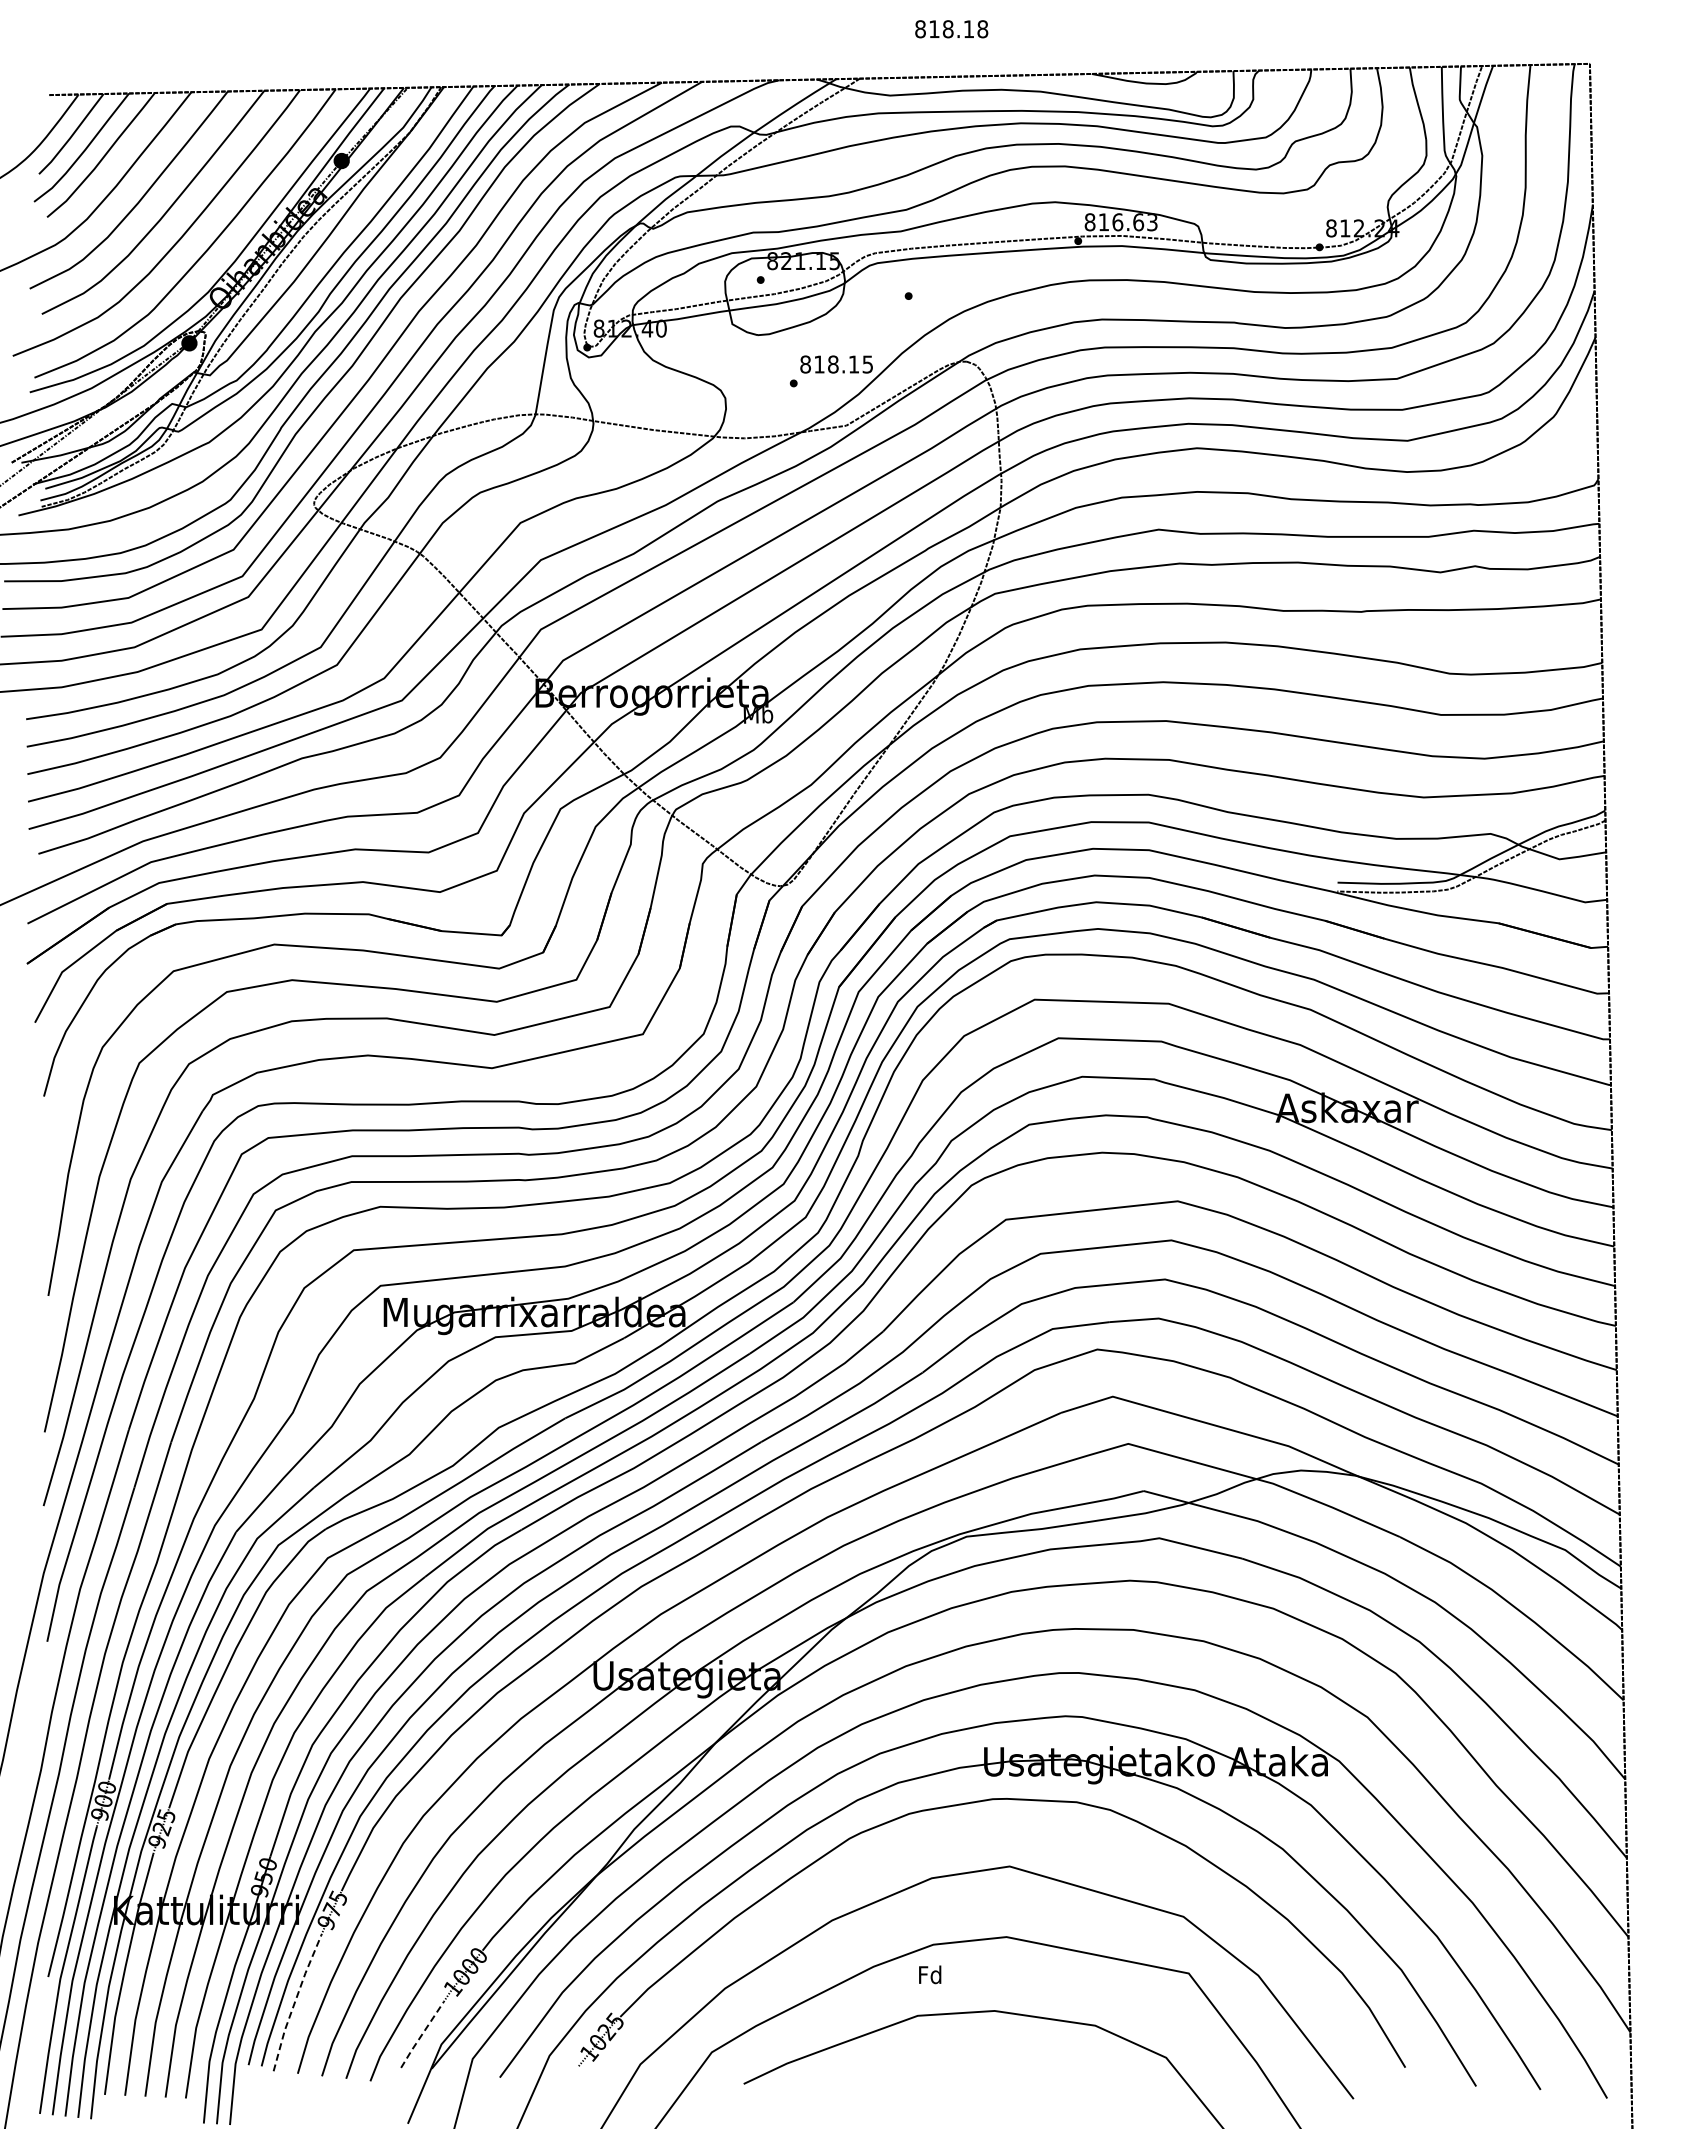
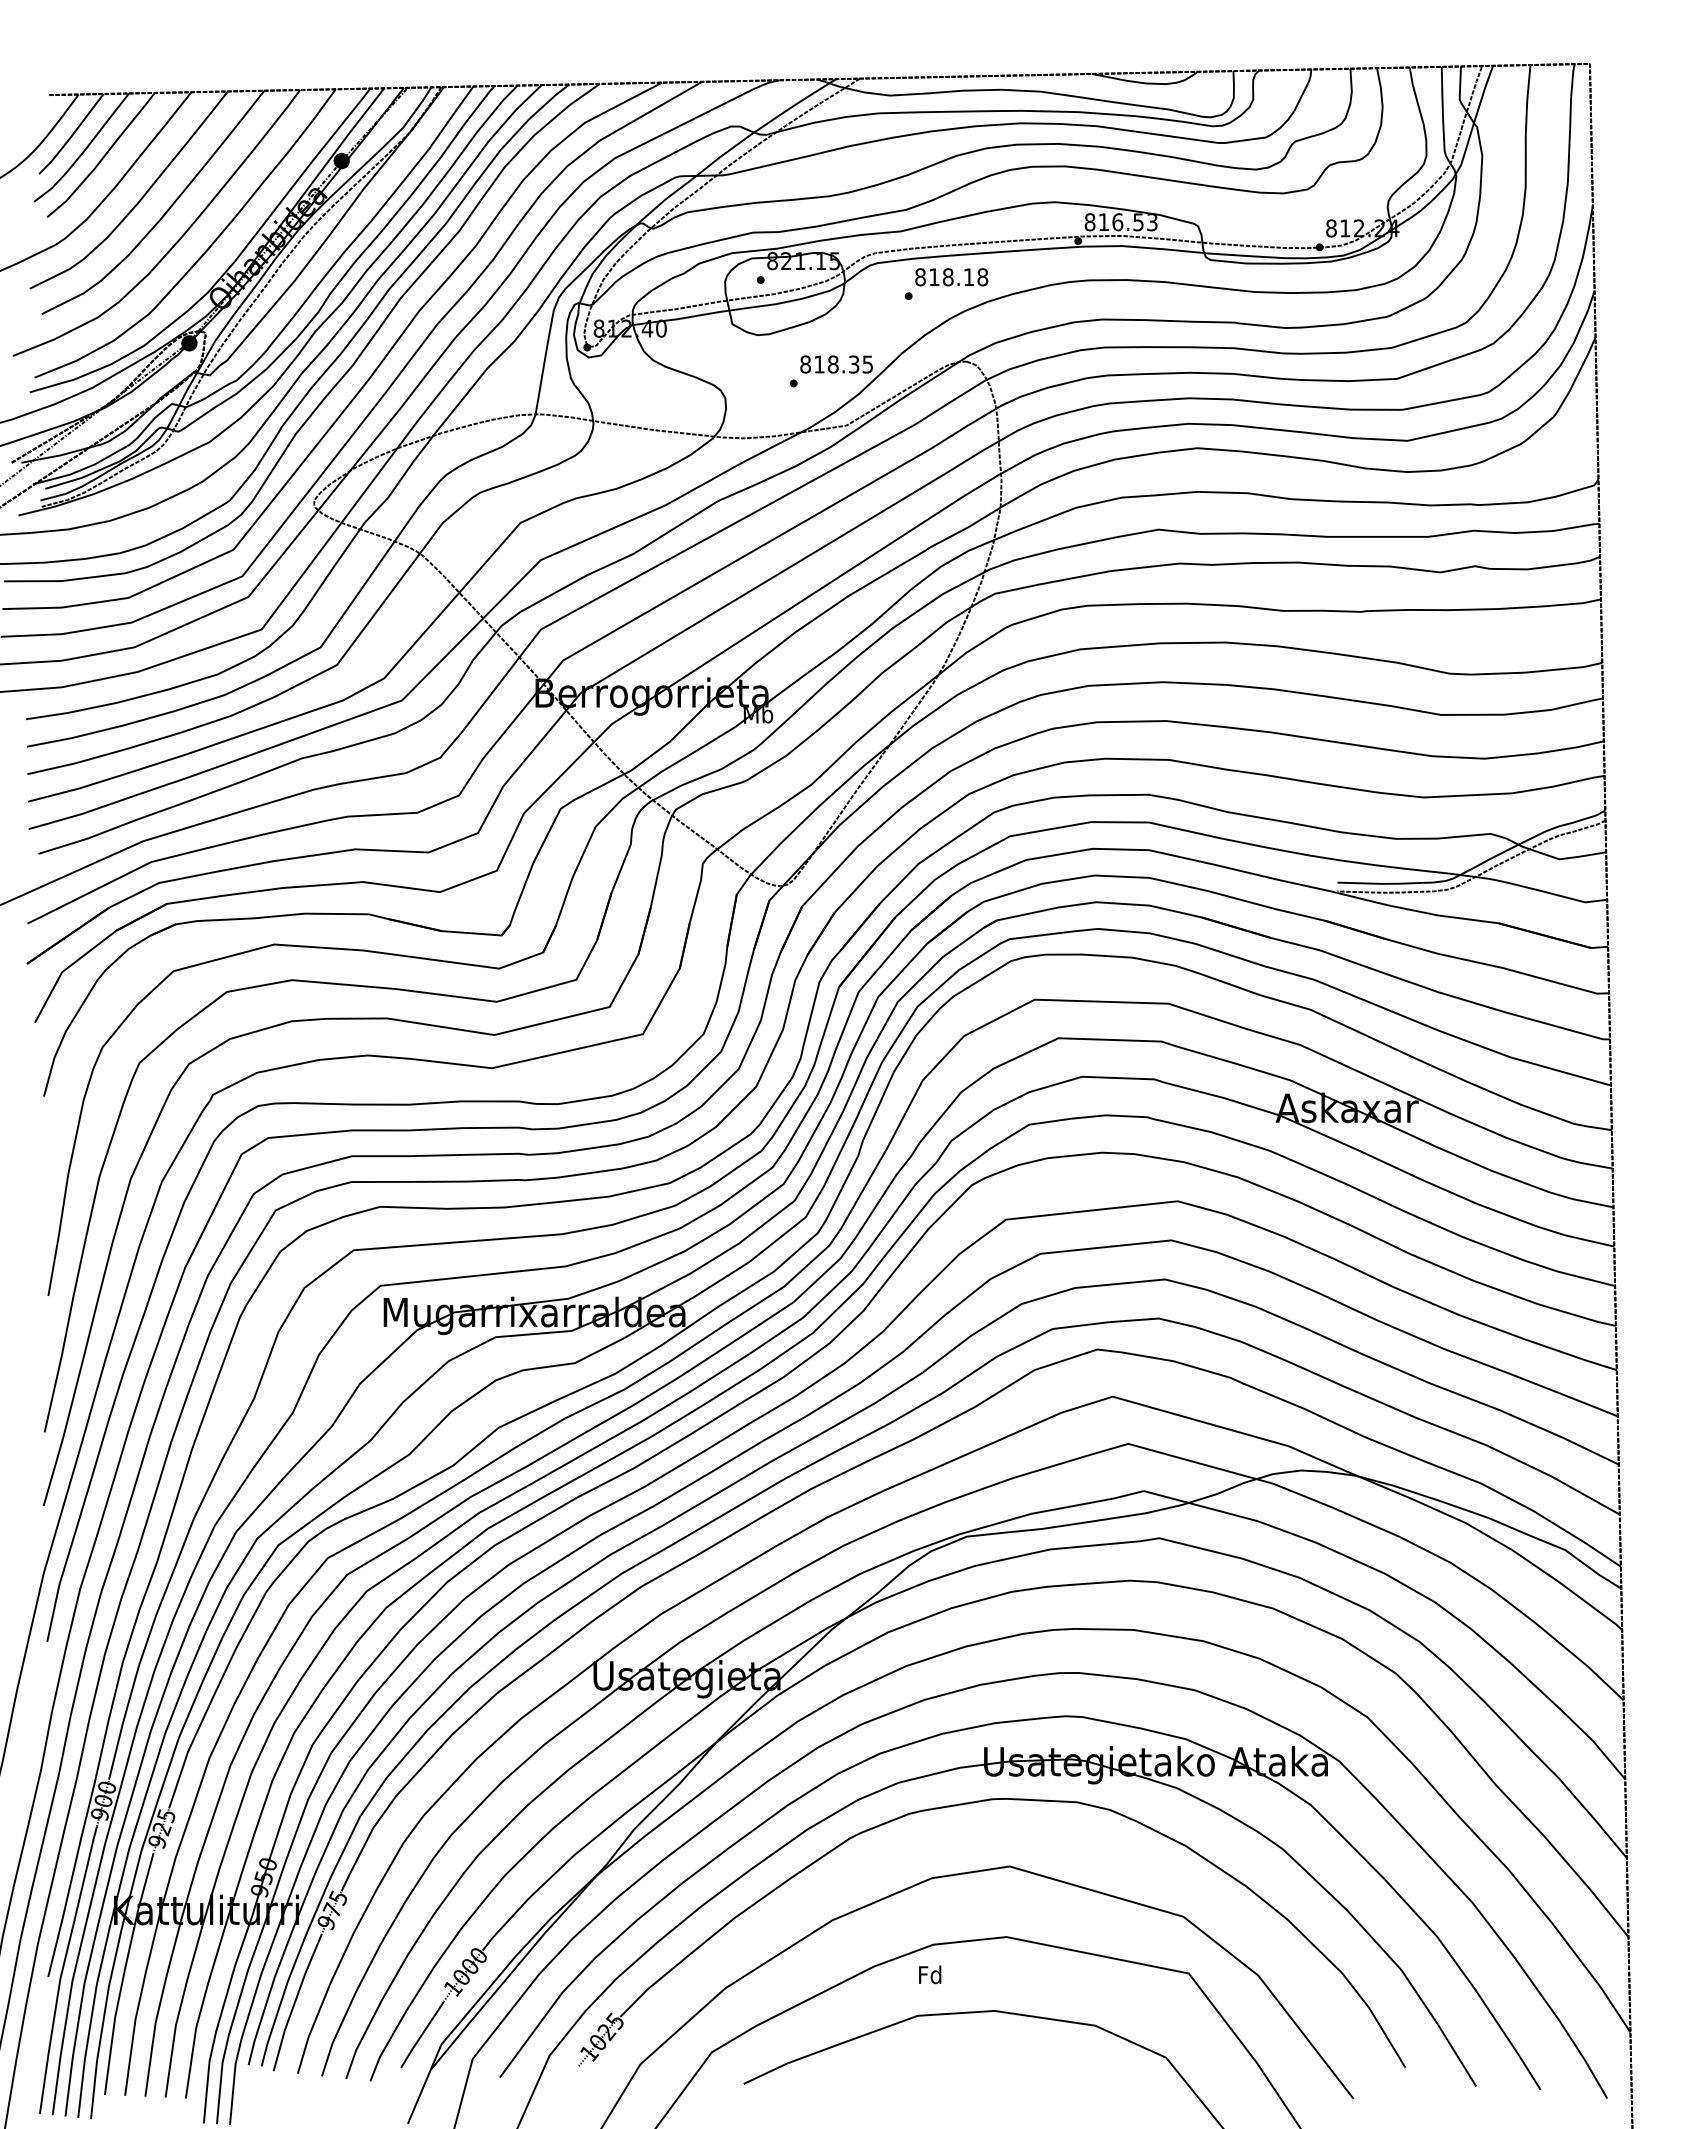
text position: (951, 29) -> (951, 277) (951, 277)
text: 816.63 -> 816.53 (1138, 222)
text: 818.15 -> 818.35 (853, 364)
line: dashed -> solid (294, 2002)
line: dashed -> solid (421, 2034)
